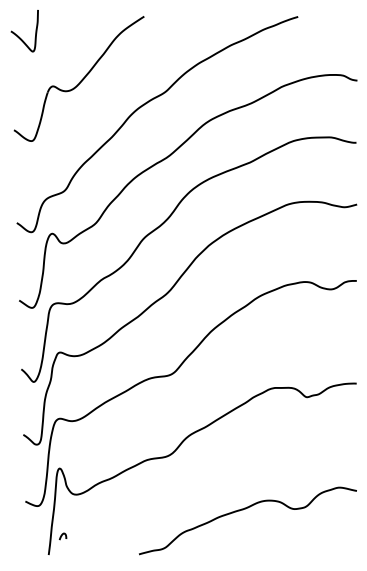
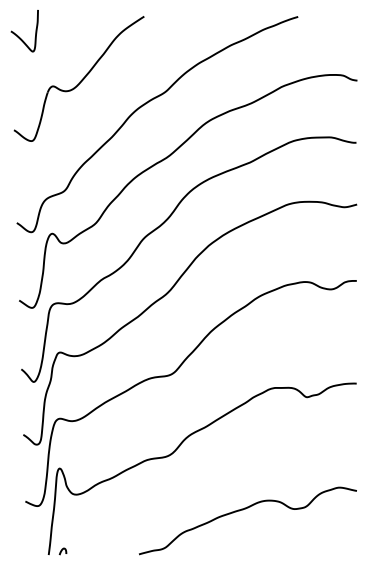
curve position: (62, 536) -> (62, 551) (62, 551)
